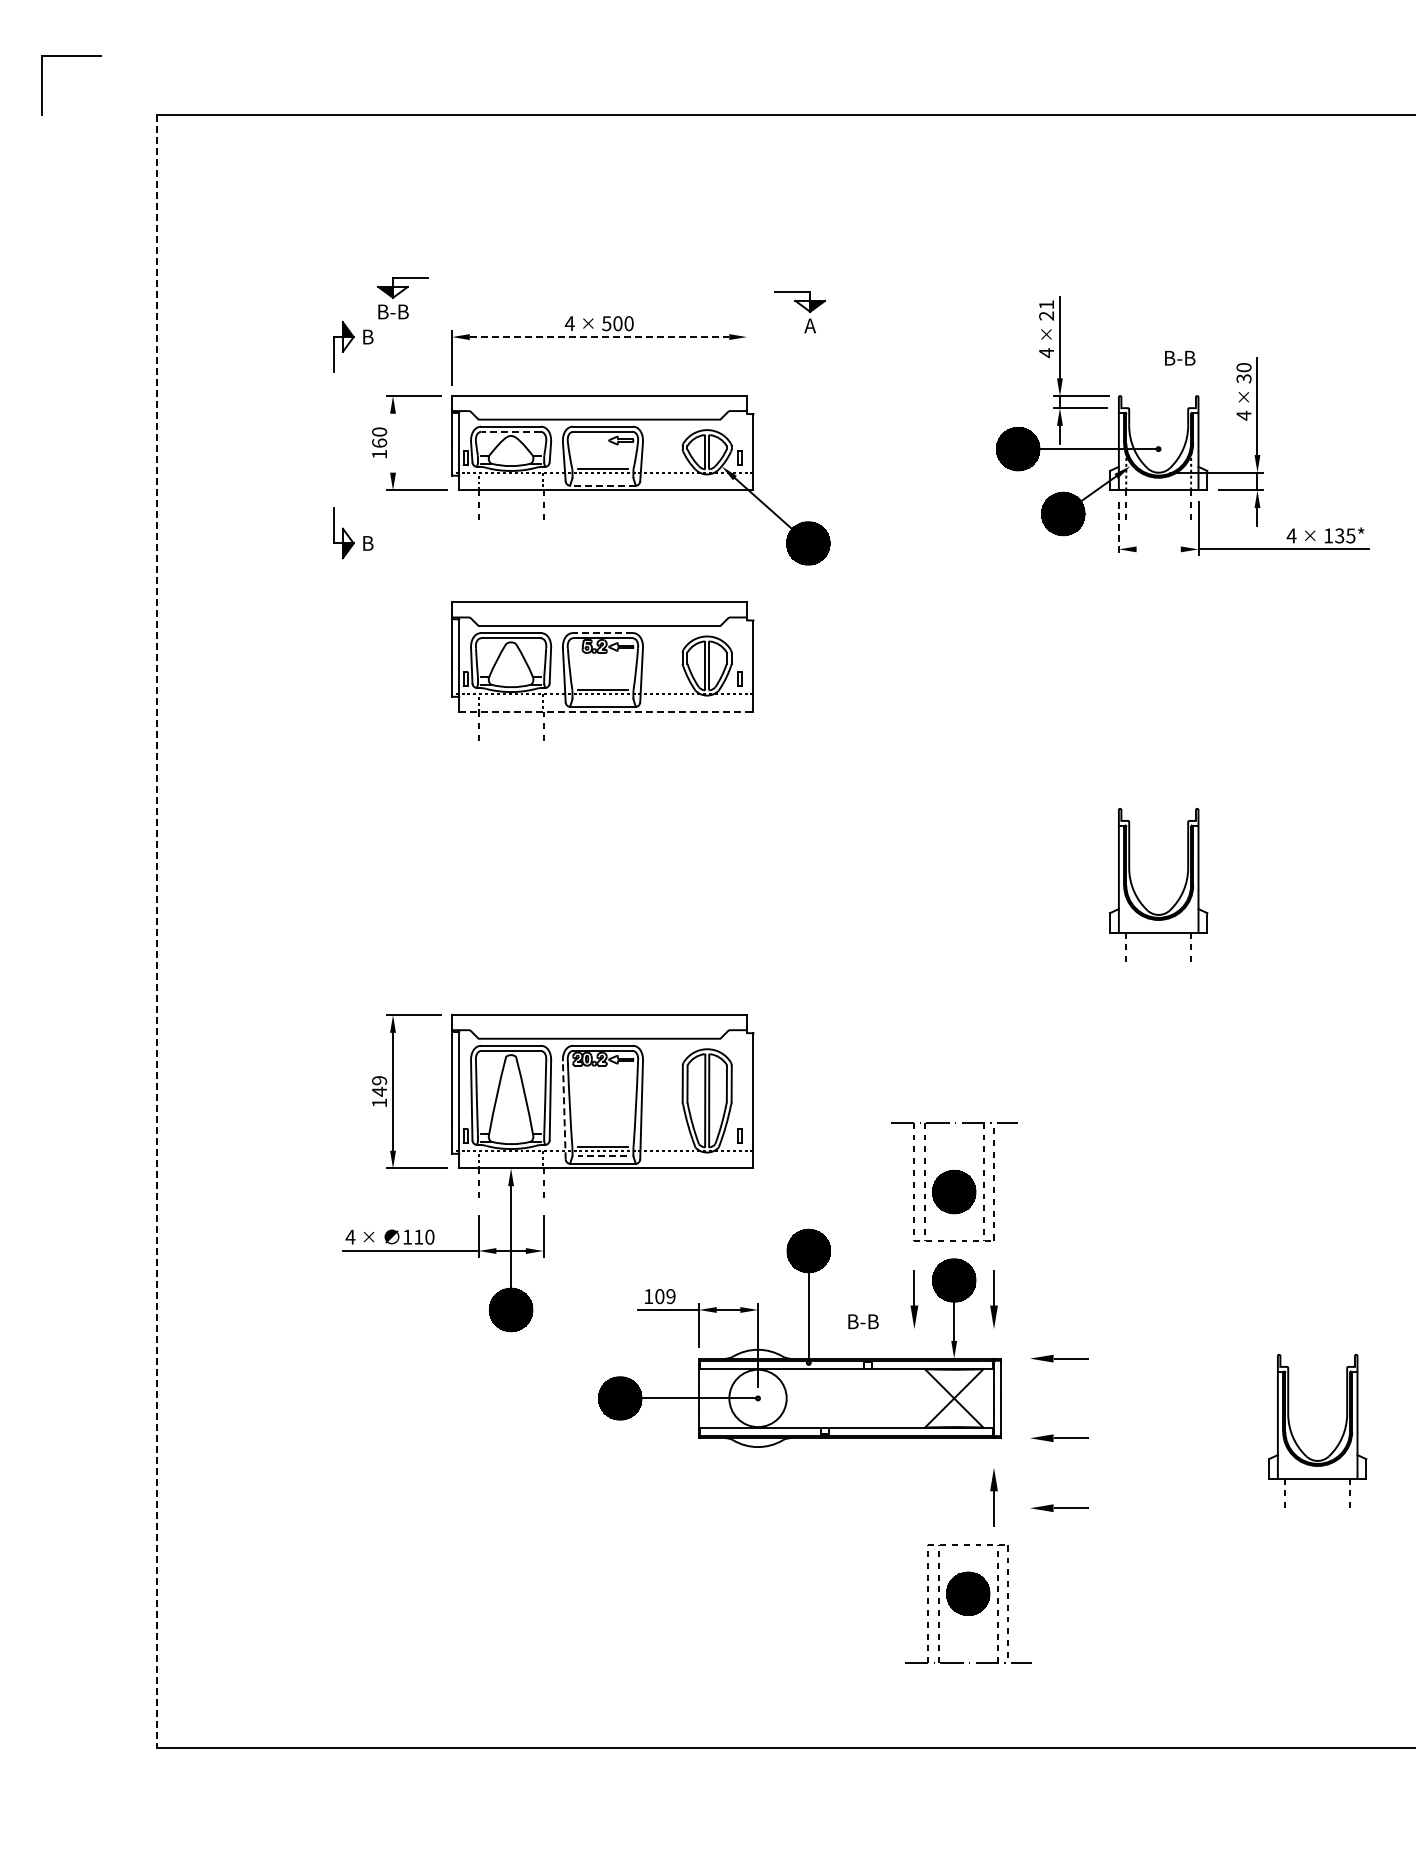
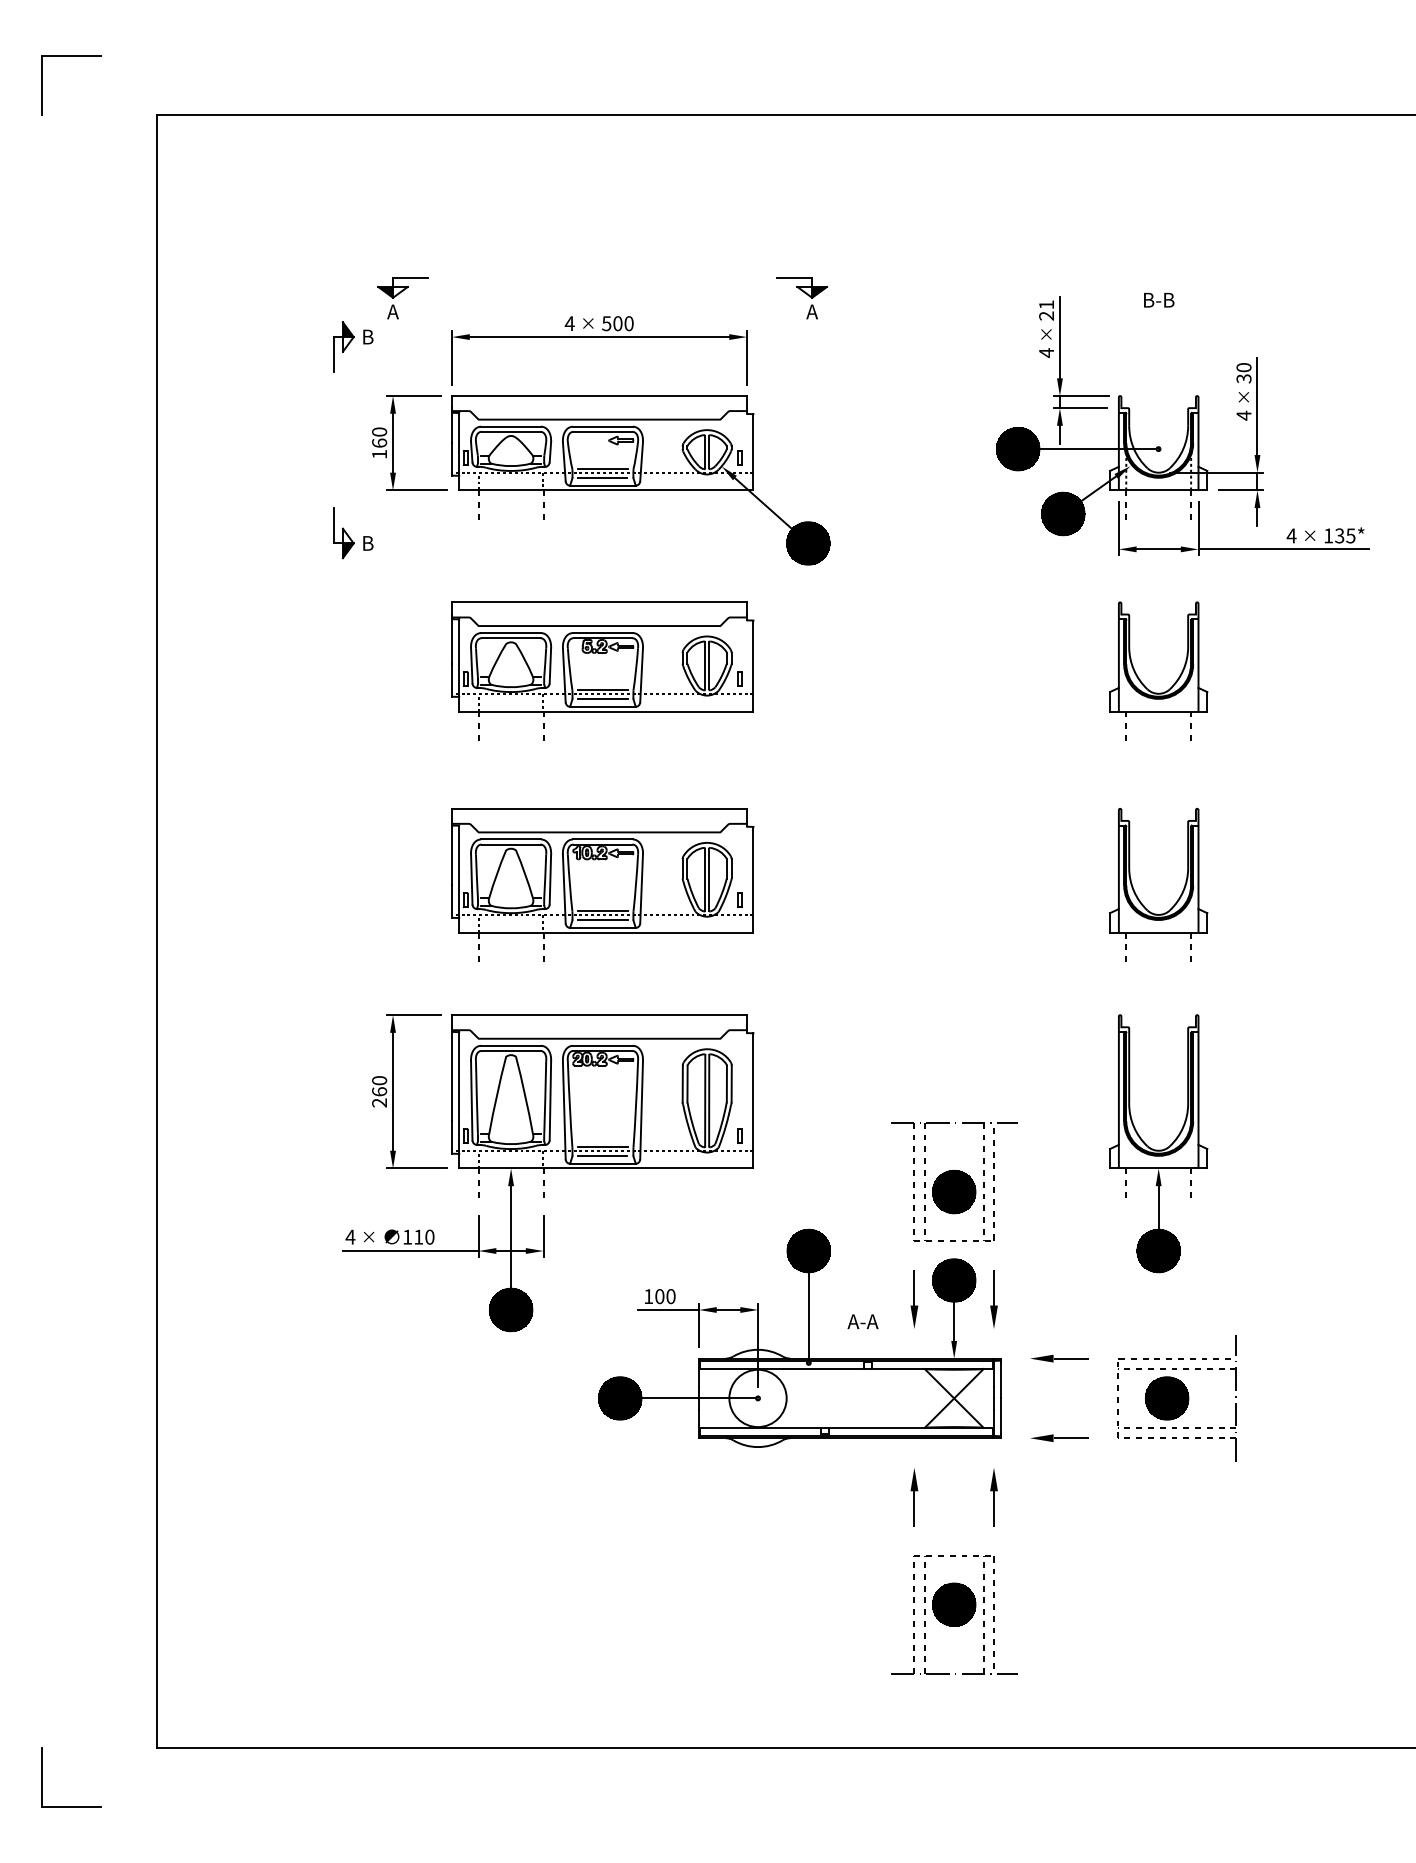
text: B-B -> A (393, 311)
part position: (799, 312) -> (801, 298) (801, 298)
line: dashed -> solid (599, 337)
line: none -> present (746, 357)
text position: (1180, 357) -> (1159, 299) (1159, 299)
line: dashed -> solid (510, 431)
line: none -> present (393, 442)
line: none -> present (602, 478)
line: dashed -> solid (602, 485)
line: dashed -> solid (1118, 528)
line: none -> present (1158, 549)
line: dashed -> solid (602, 633)
part: none -> present (1141, 680)
line: none -> present (602, 699)
line: dashed -> solid (606, 711)
part: none -> present (602, 884)
line: dashed -> solid (157, 931)
text: 149 -> 260 (379, 1091)
line: dashed -> solid (564, 1109)
part: none -> present (1158, 1143)
line: dashed -> solid (602, 1156)
text: 109 -> 100 (670, 1296)
text: B-B -> A-A (862, 1321)
part: none -> present (1176, 1398)
part: present -> none (1296, 1441)
part: none -> present (914, 1497)
part: present -> none (1059, 1507)
part position: (968, 1603) -> (954, 1614) (954, 1614)
part: none -> present (42, 1777)
